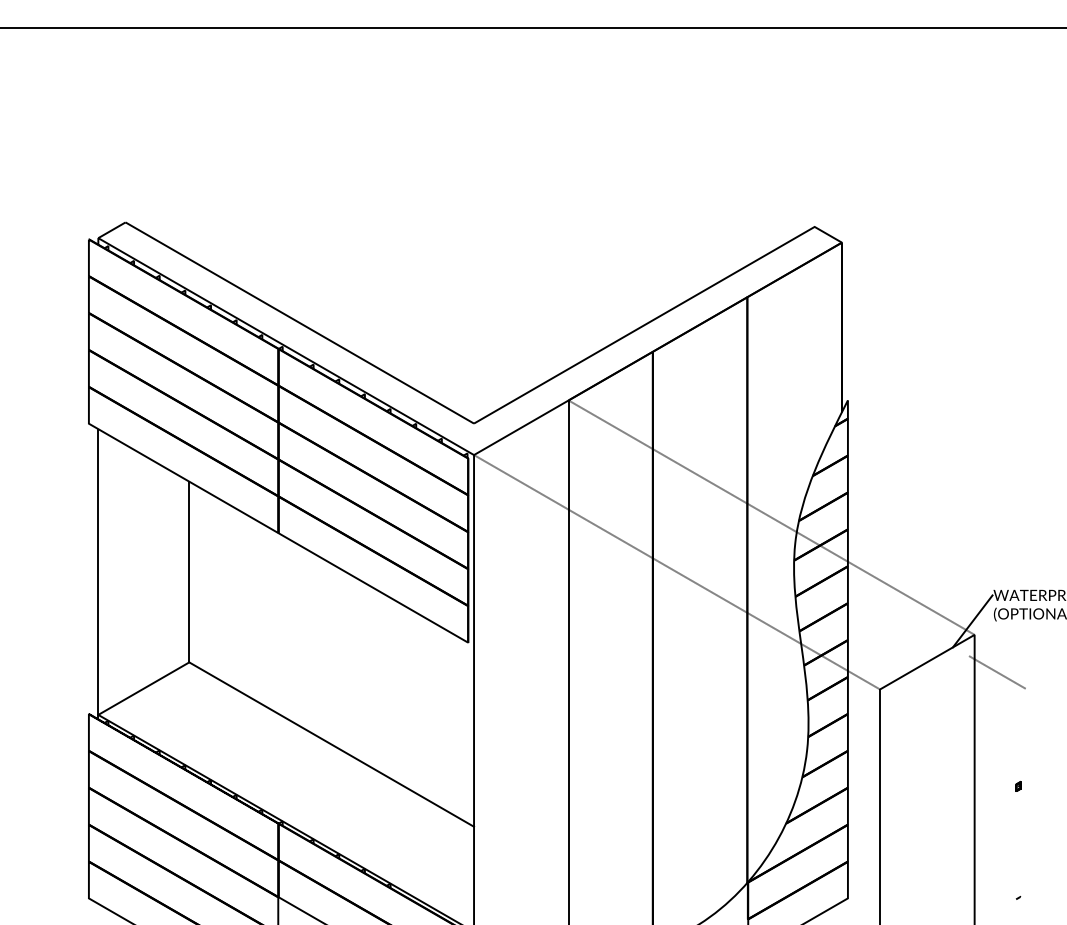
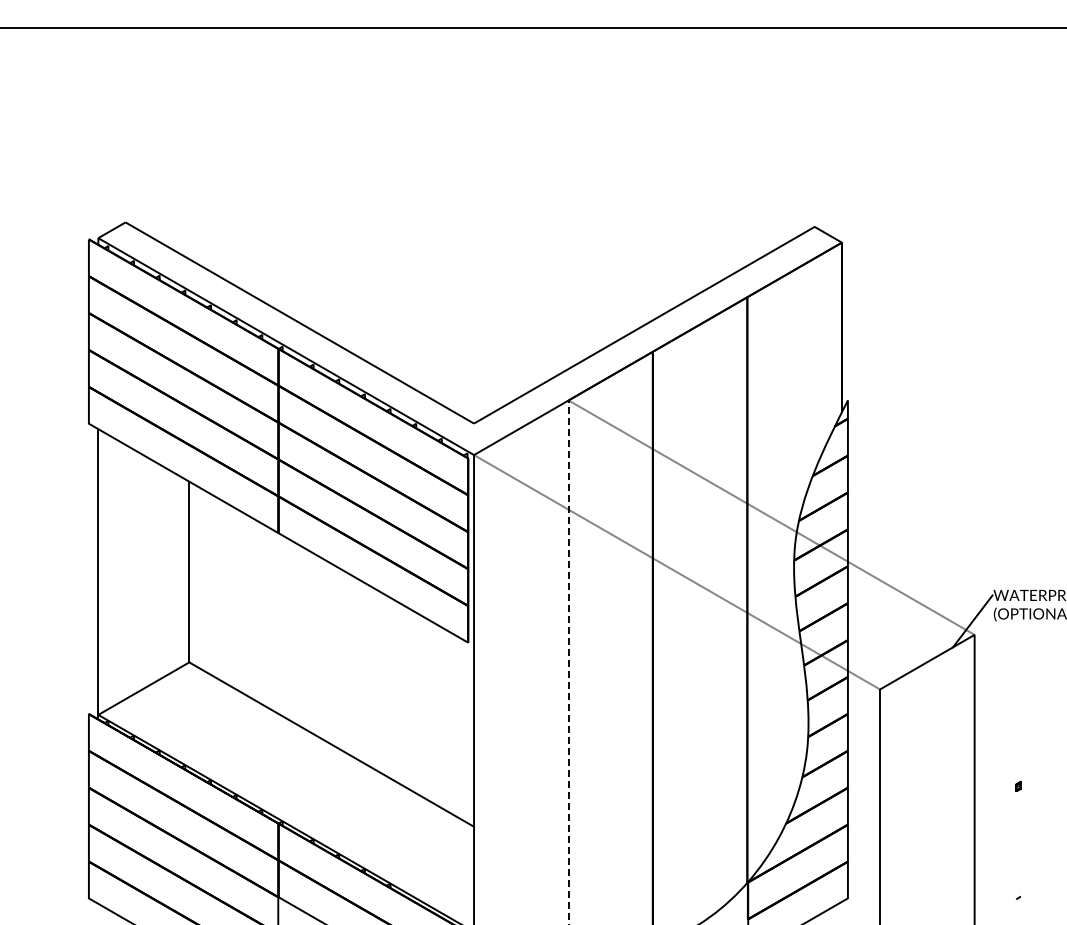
line: solid -> dashed (568, 662)
line: present -> none (997, 672)
